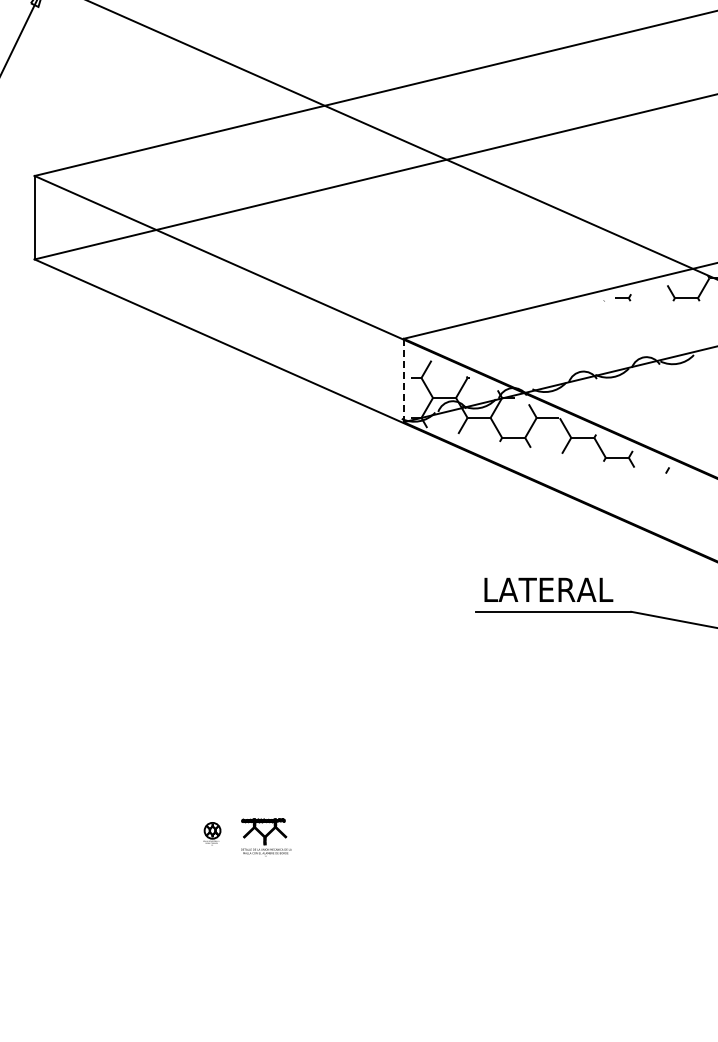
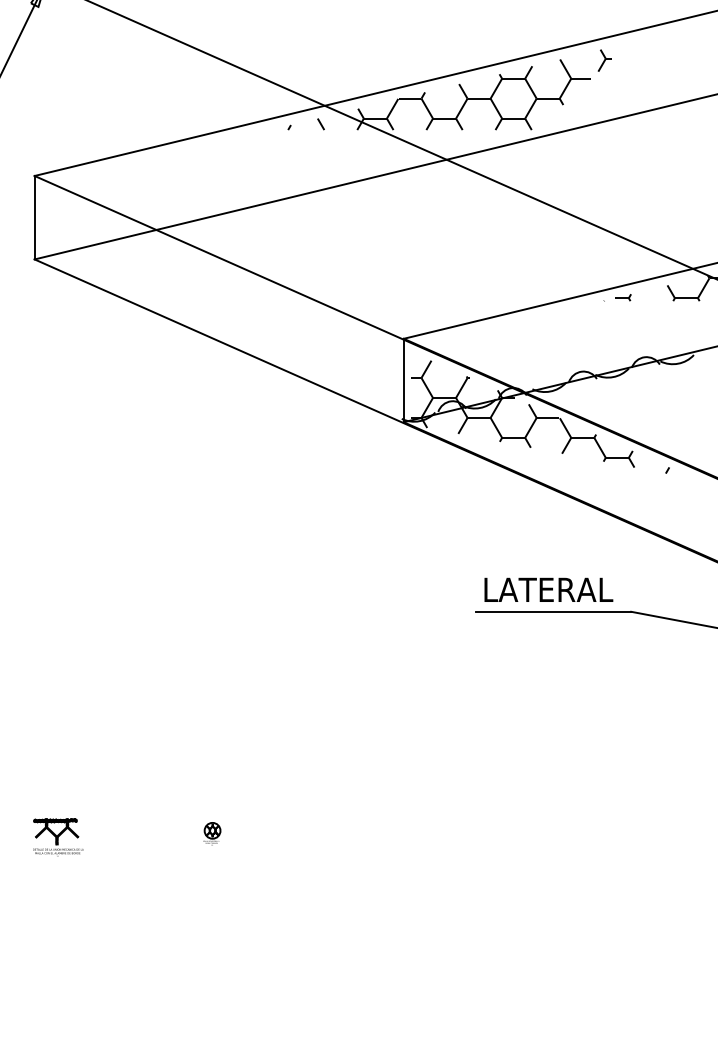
hatch: none -> present (449, 89)
line: dashed -> solid (403, 380)
part position: (266, 837) -> (58, 837) (58, 837)
